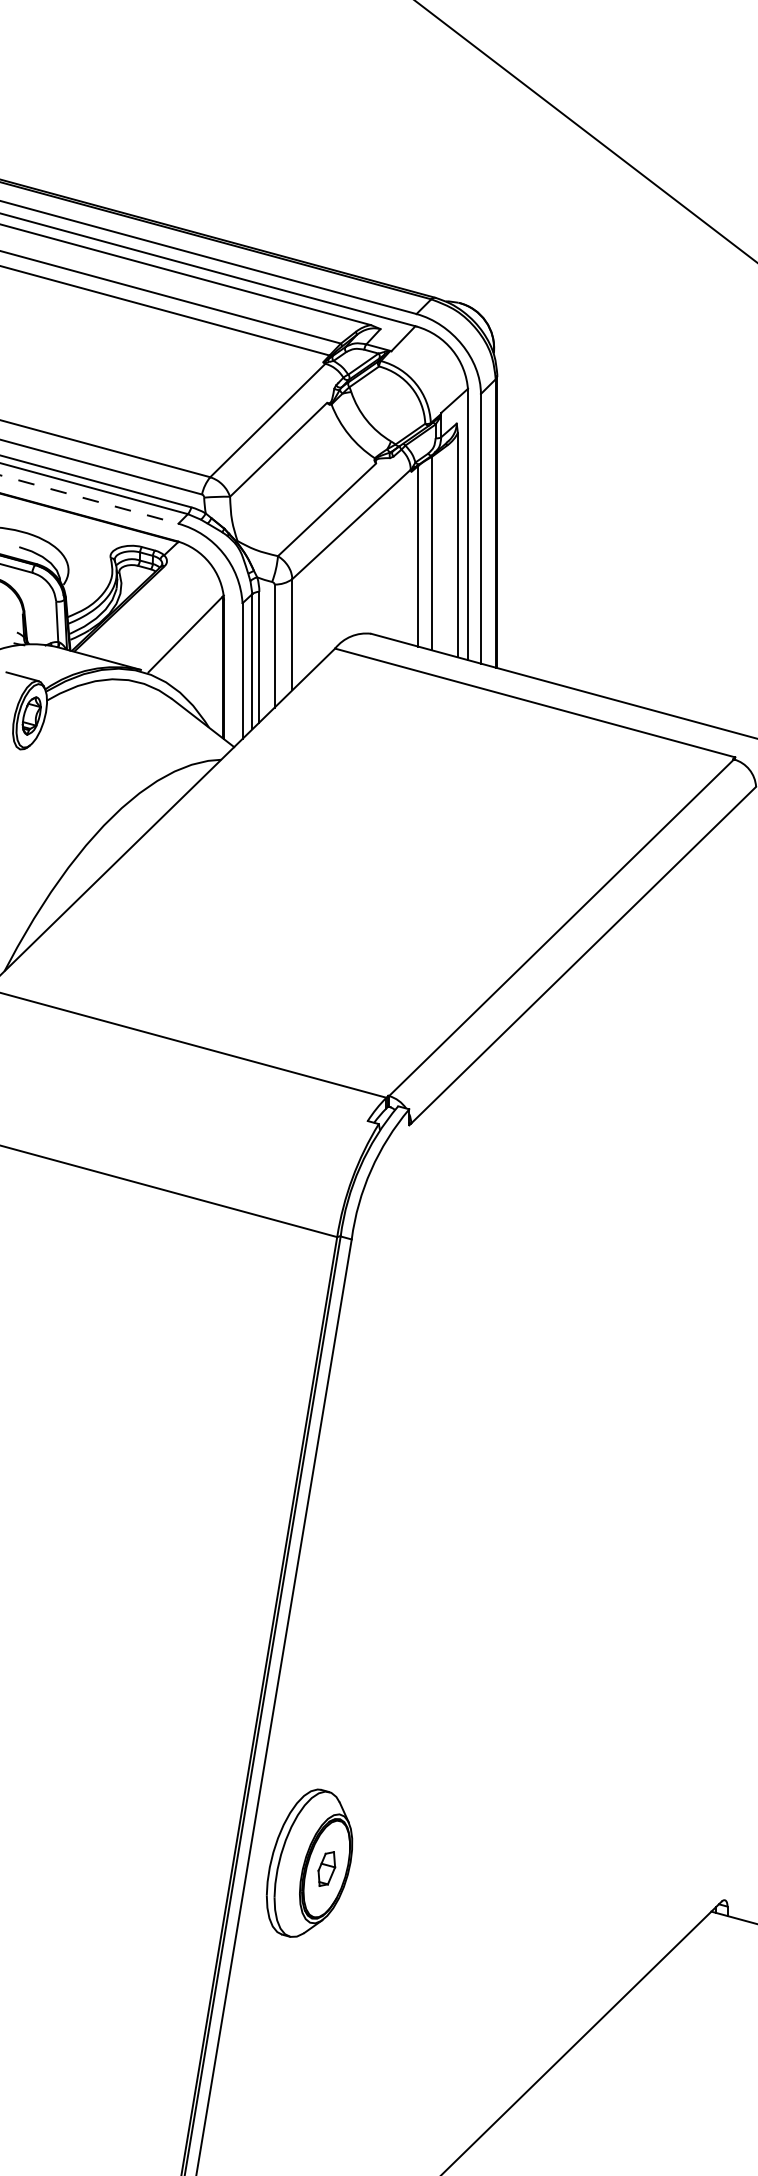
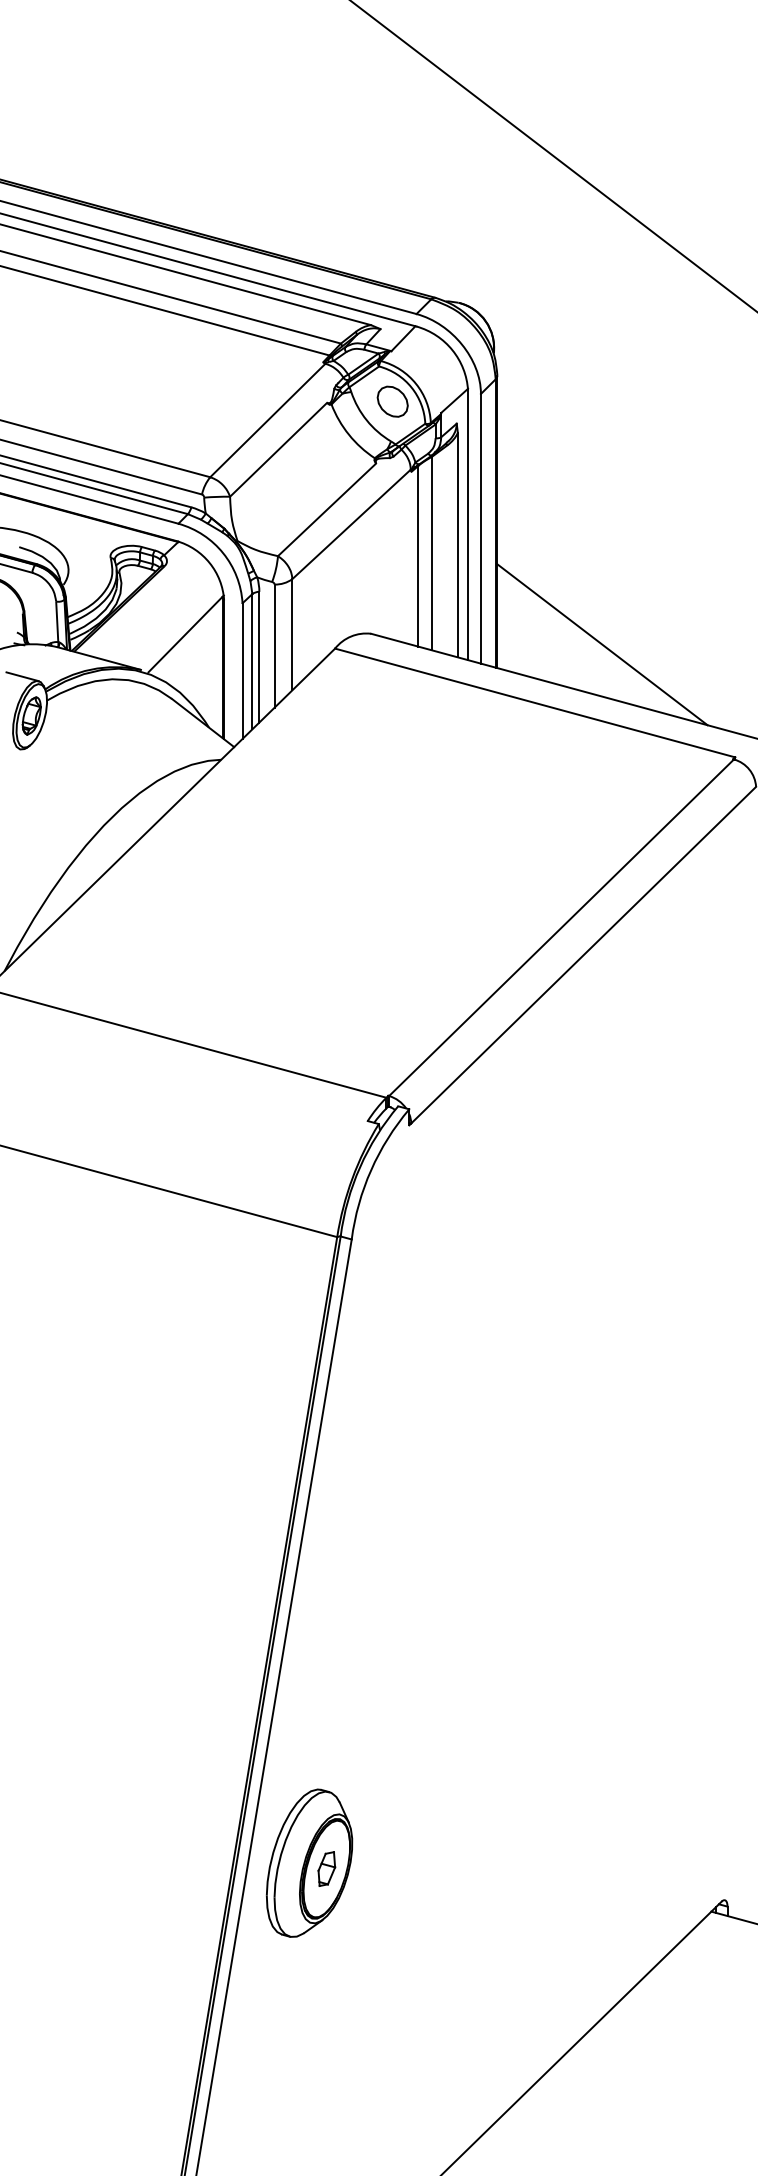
line position: (585, 131) -> (553, 156) (553, 156)
part: none -> present (392, 401)
line: dashed -> solid (89, 499)
line: none -> present (602, 644)
